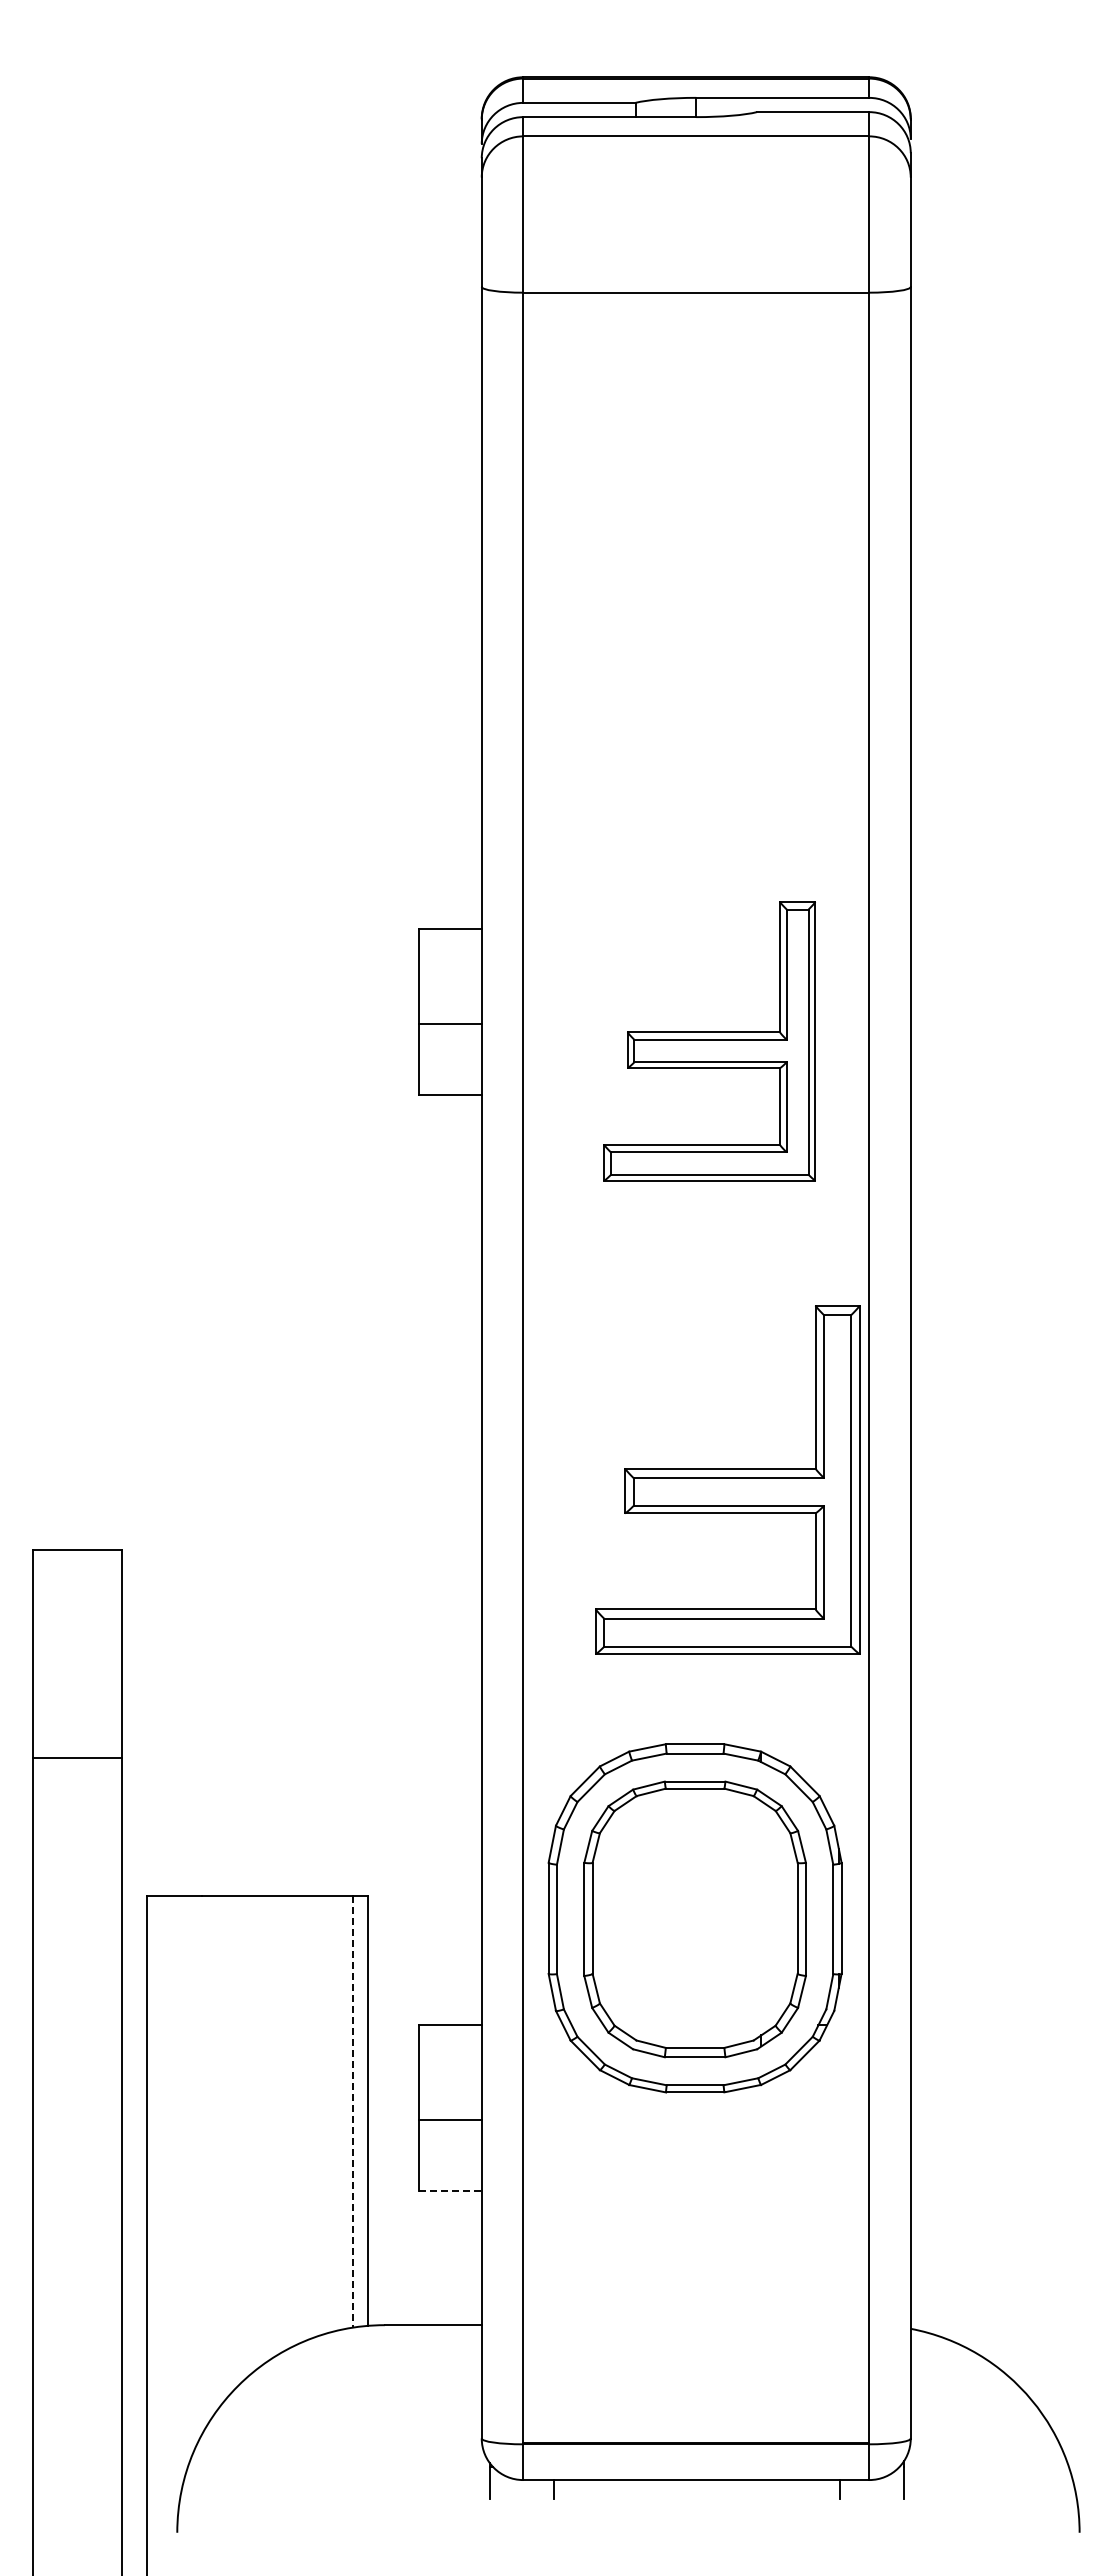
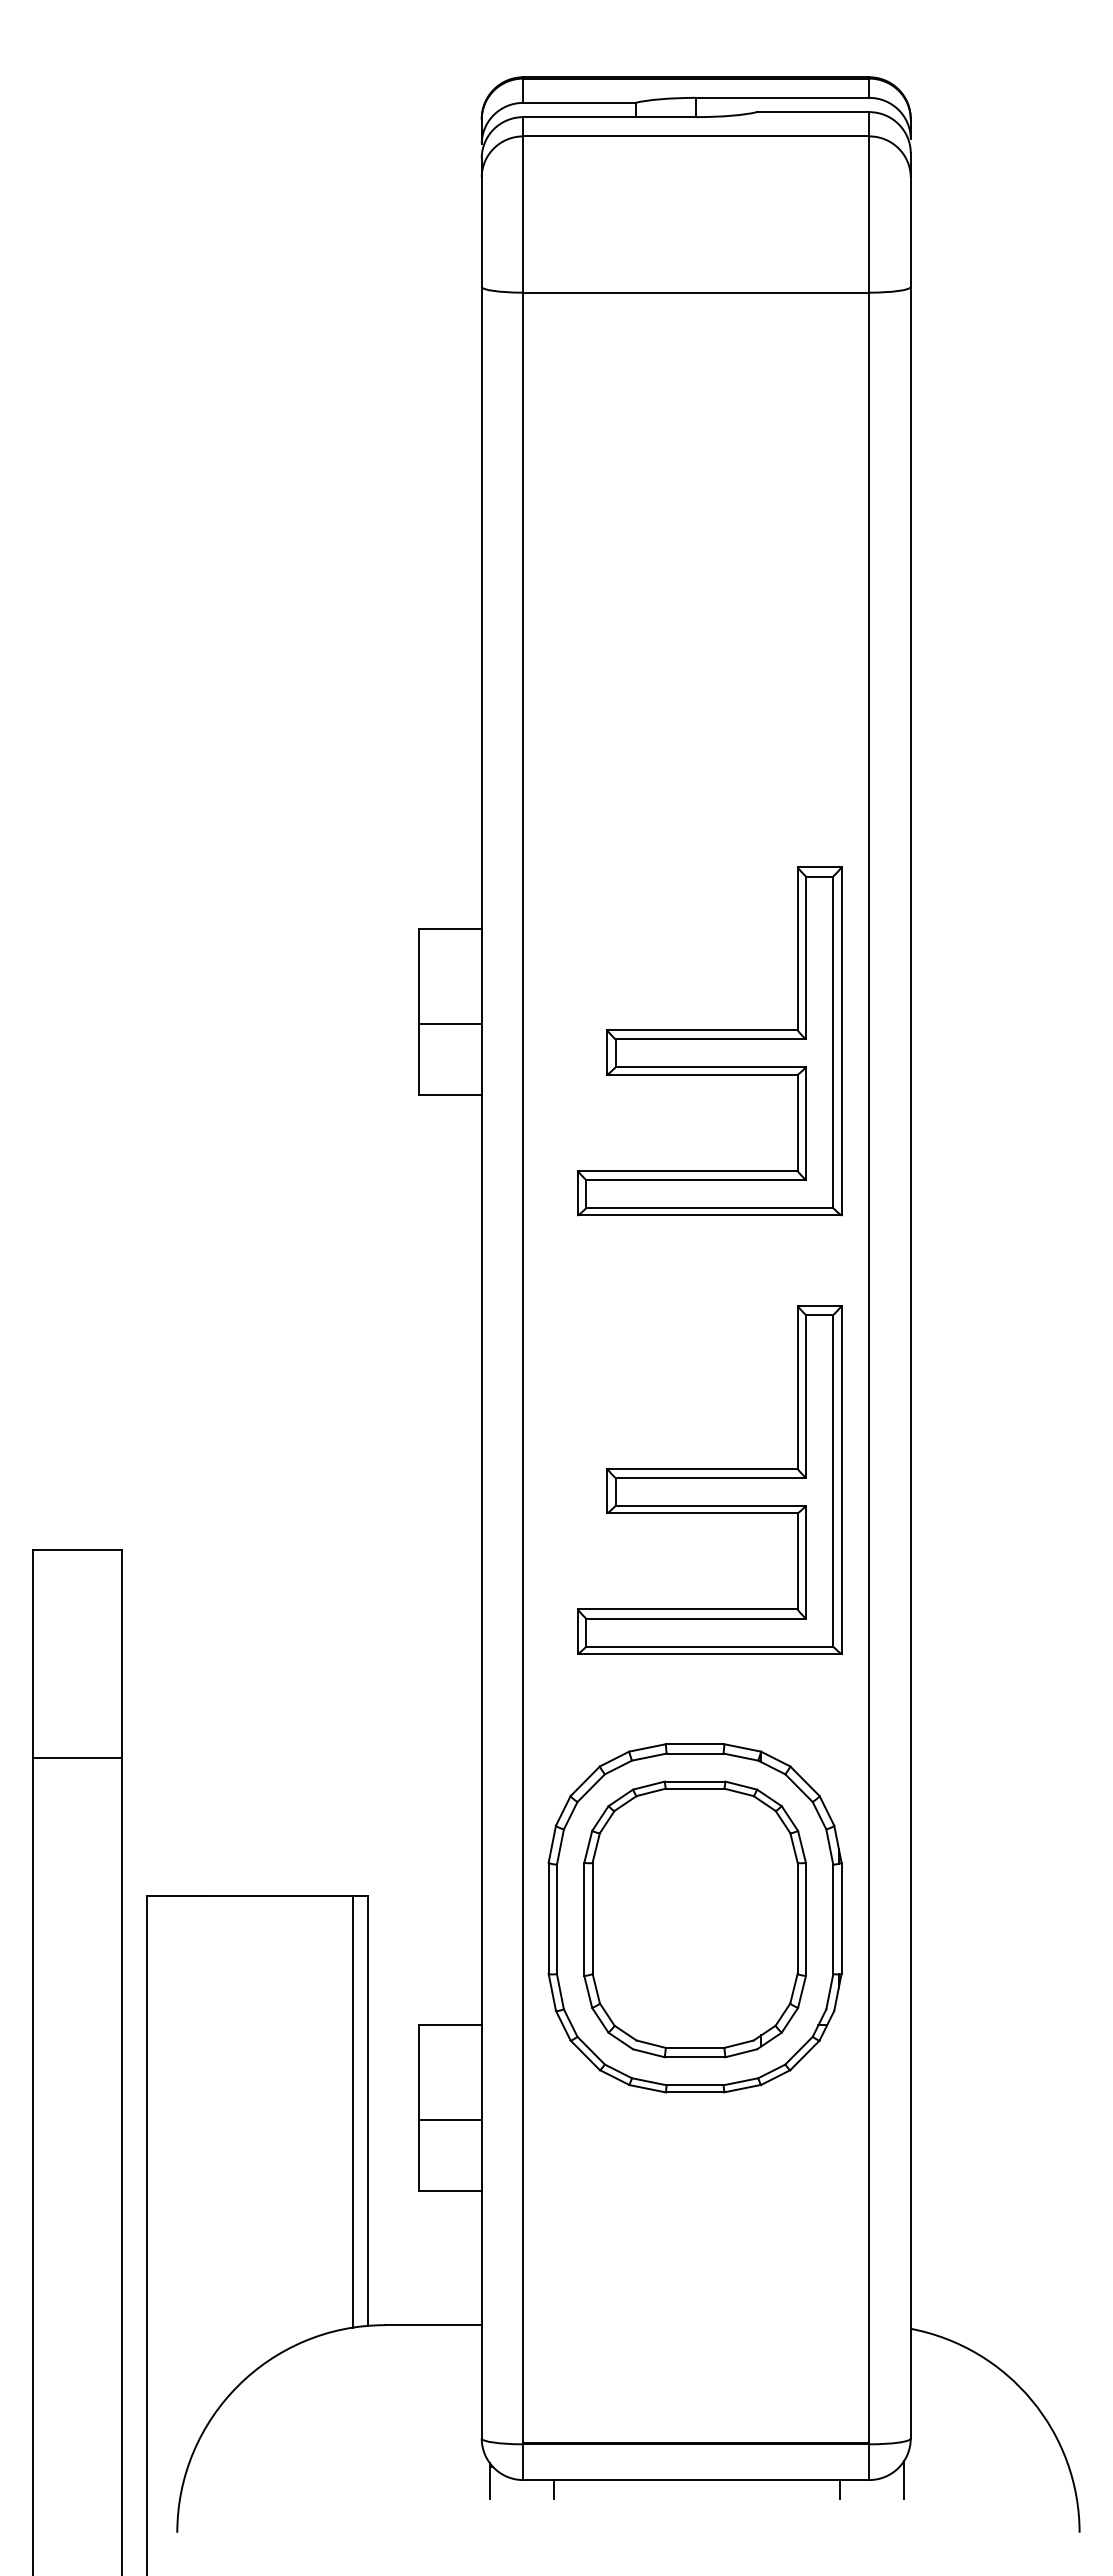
part size: 213x281 px -> 266x351 px (709, 1041)
part position: (727, 1479) -> (709, 1479) (709, 1479)
line: dashed -> solid (353, 2111)
line: dashed -> solid (451, 2191)
